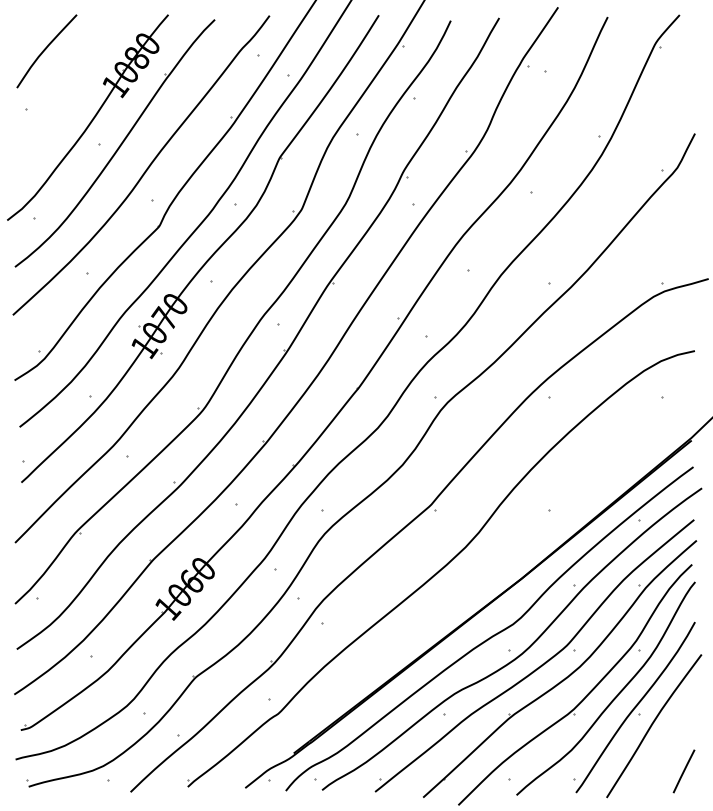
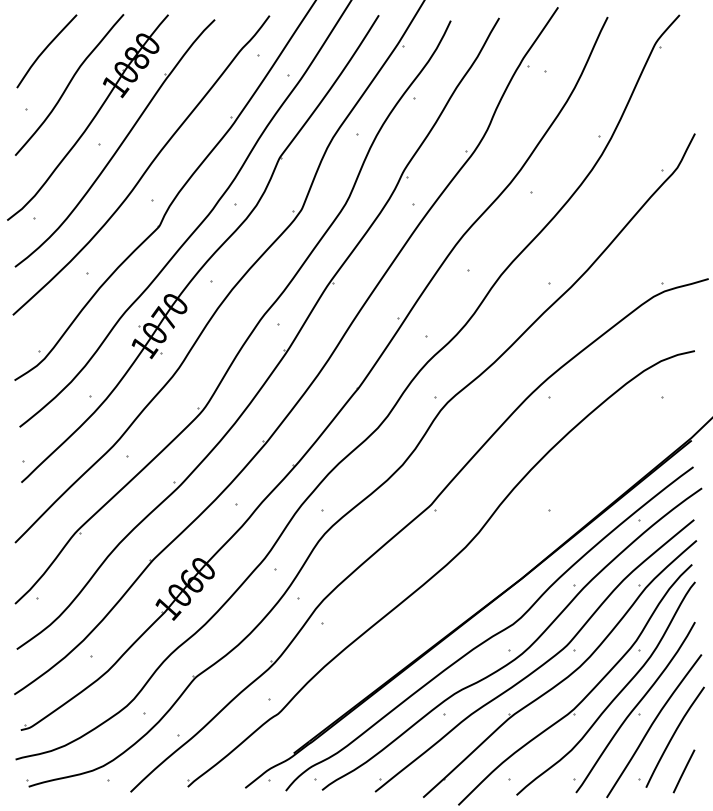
curve: none -> present (69, 84)
part: none -> present (671, 736)
